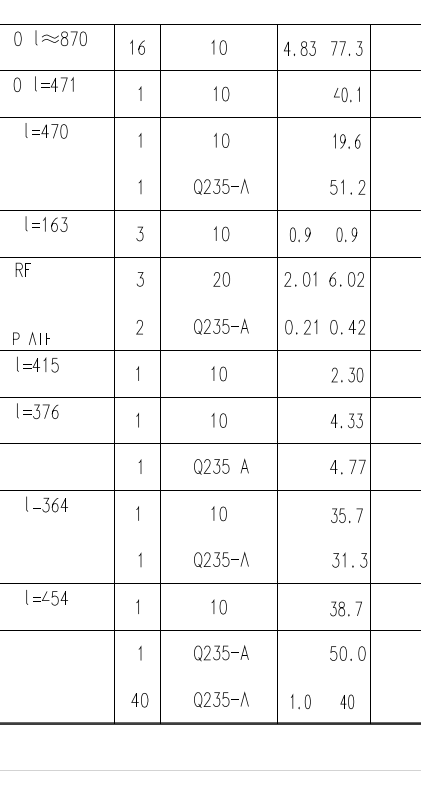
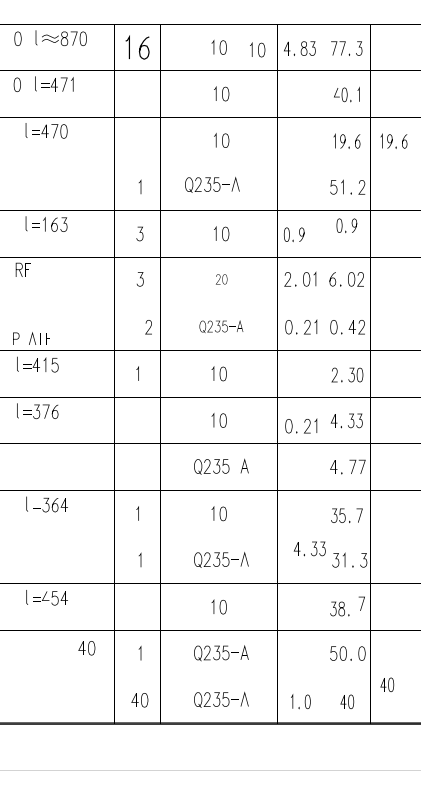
part size: 15x16 px -> 25x25 px (137, 47)
part: none -> present (257, 49)
line: present -> none (140, 93)
line: present -> none (140, 140)
part: none -> present (393, 140)
part position: (221, 186) -> (212, 184) (212, 184)
part position: (300, 234) -> (294, 234) (294, 234)
part position: (346, 234) -> (346, 225) (346, 225)
part size: 17x15 px -> 12x11 px (221, 279)
part size: 55x17 px -> 45x13 px (221, 326)
curve position: (140, 327) -> (149, 327) (149, 327)
line: present -> none (138, 420)
part: none -> present (301, 425)
line: present -> none (140, 466)
part: none -> present (309, 548)
line: present -> none (138, 606)
line position: (359, 608) -> (362, 603) (362, 603)
part: none -> present (86, 648)
part: none -> present (387, 684)
